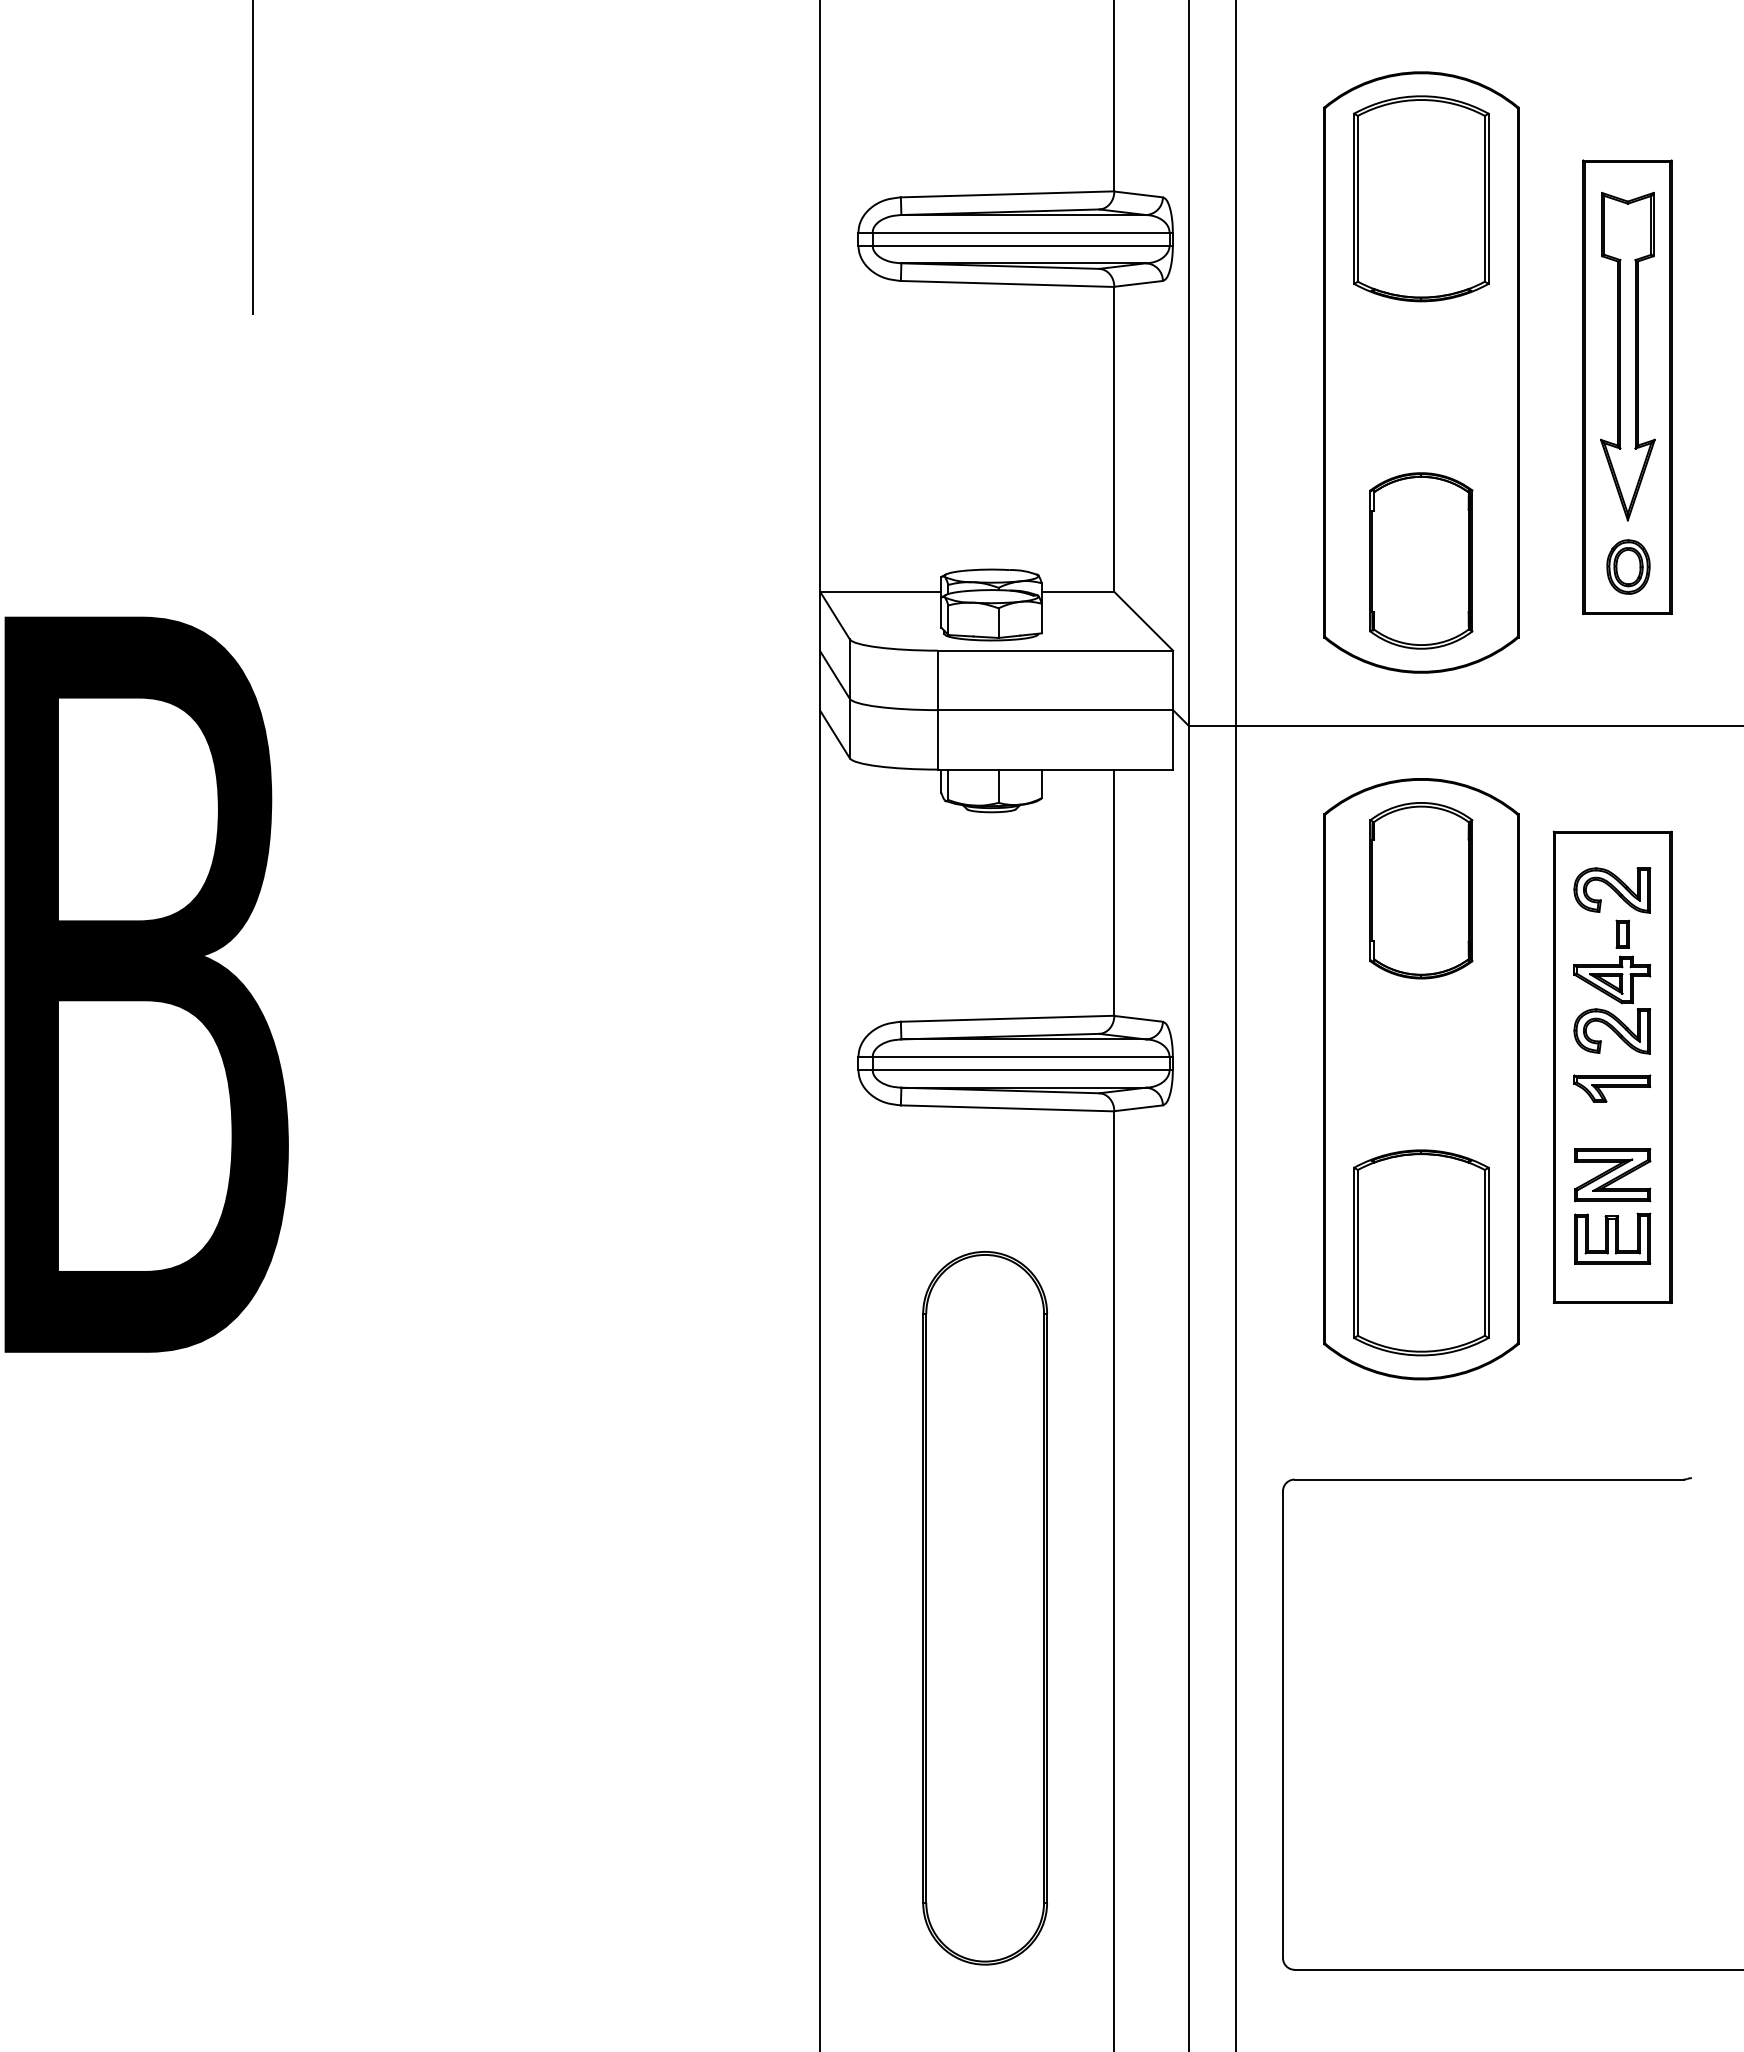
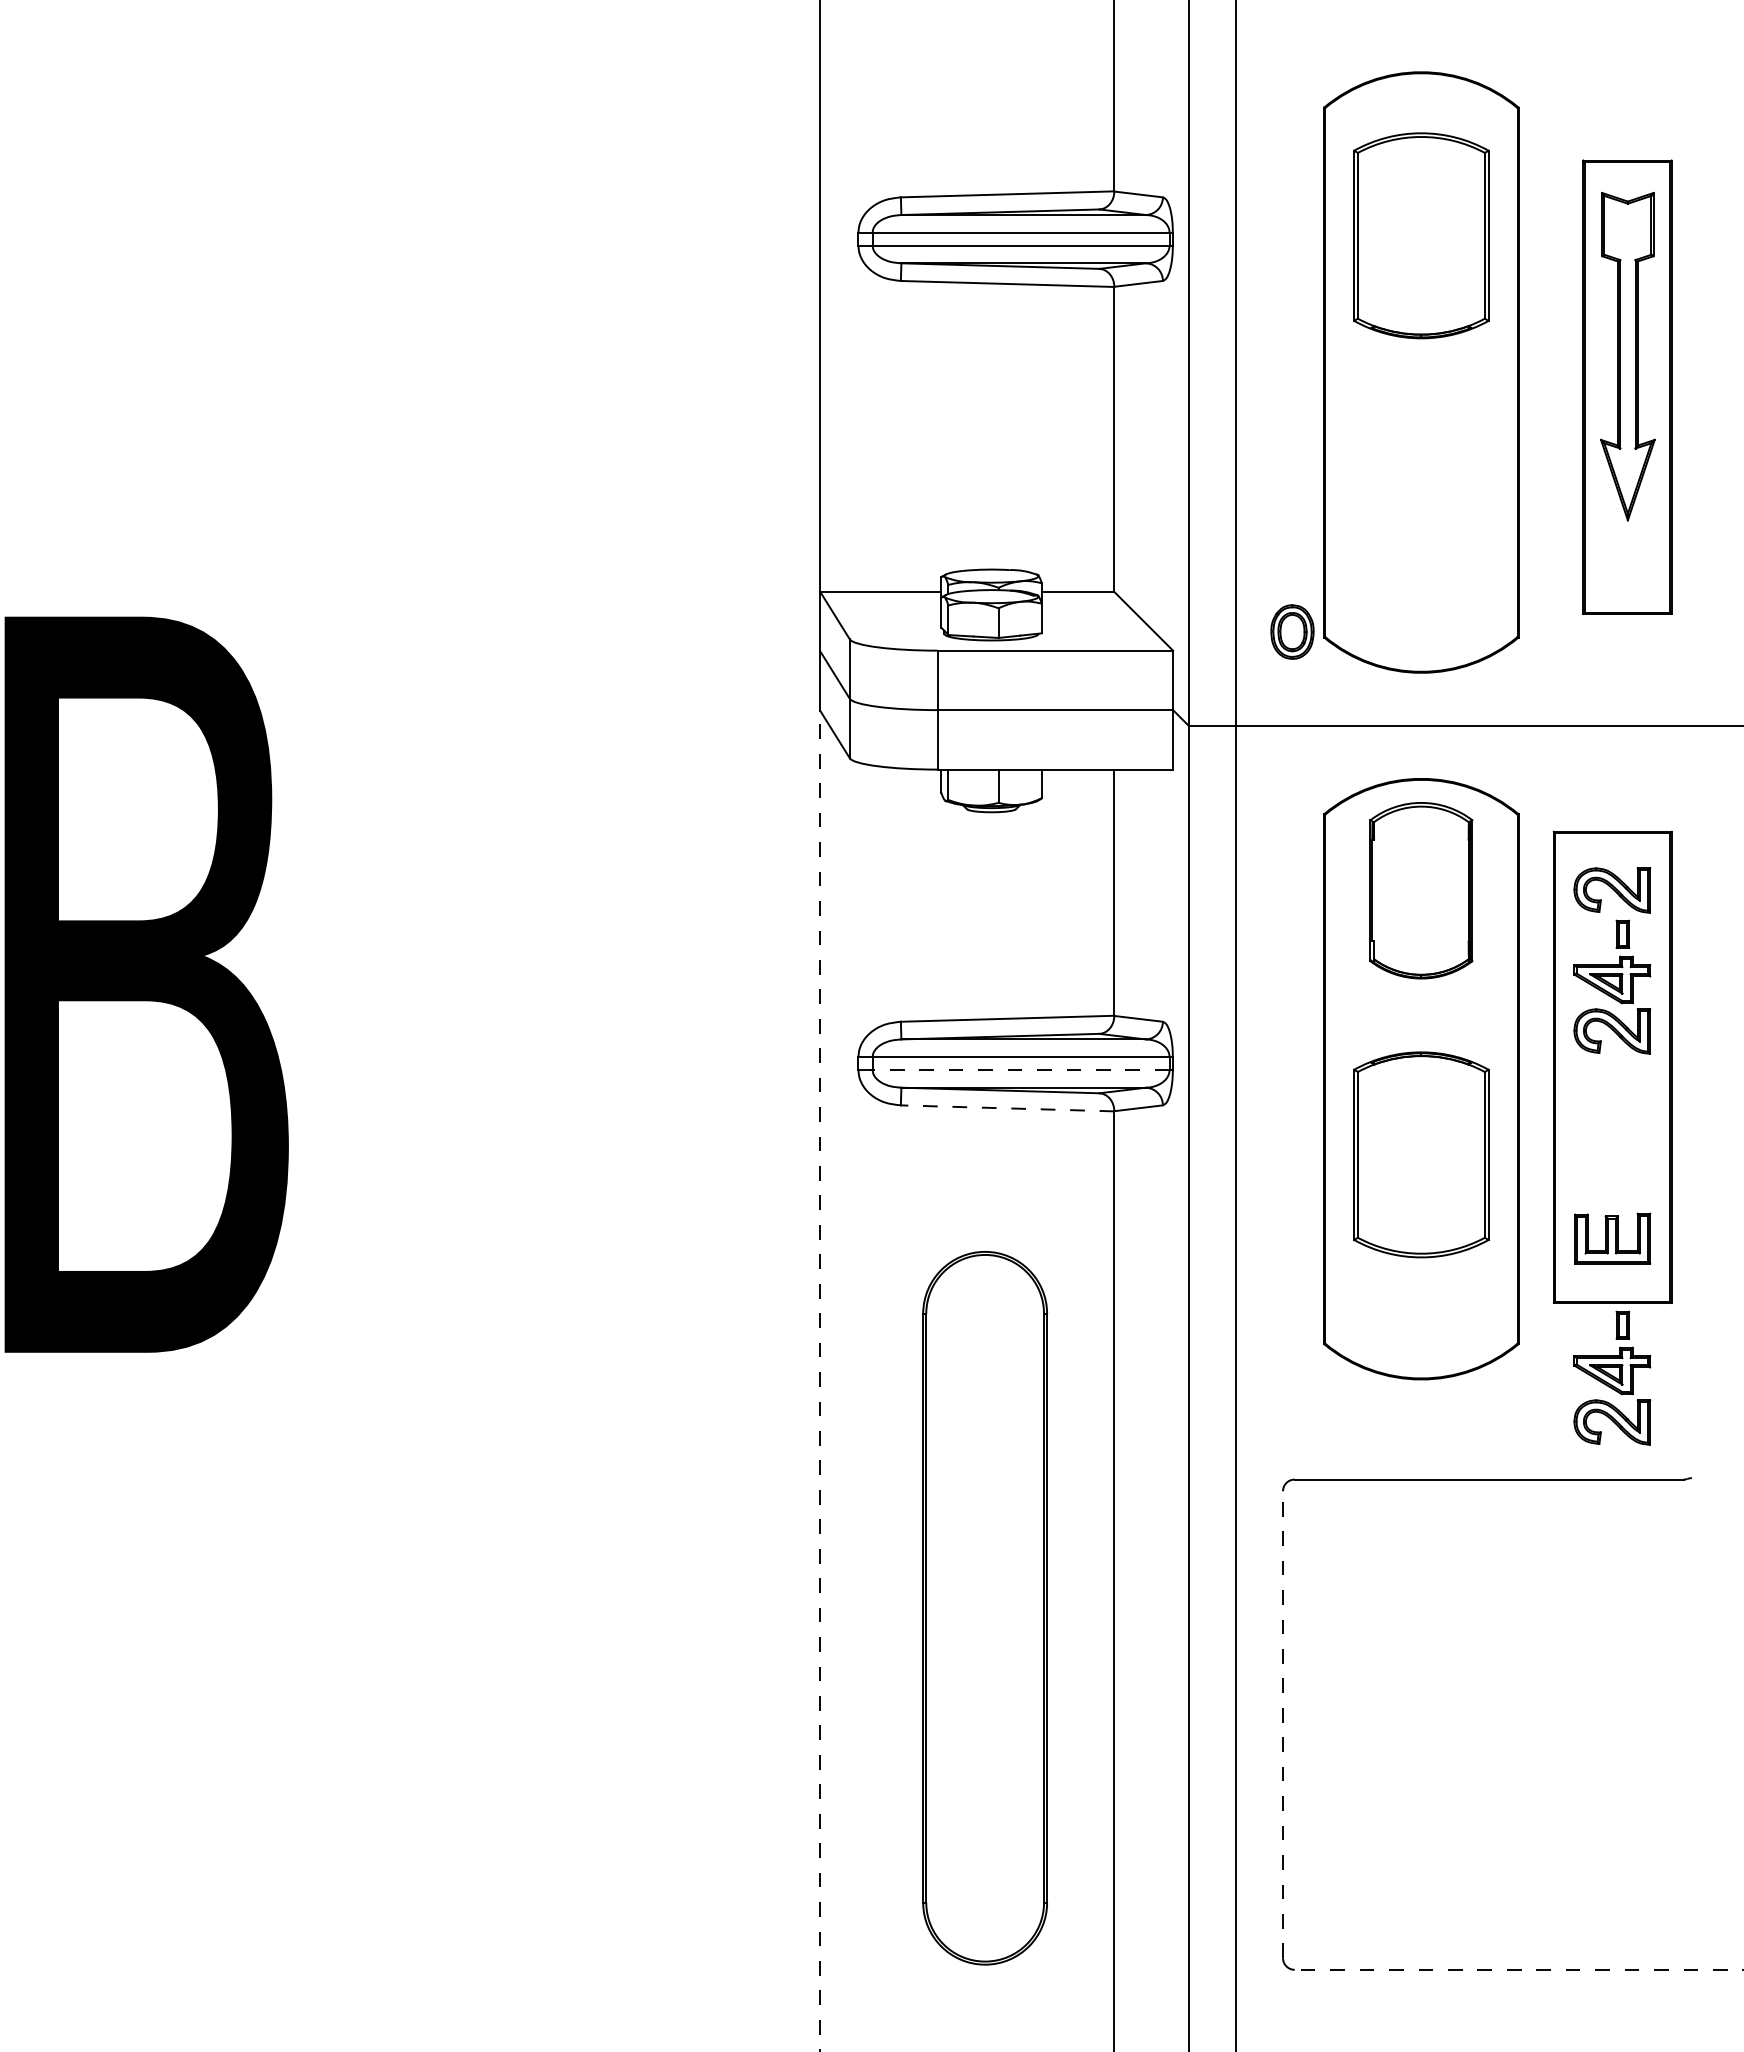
line: present -> none (252, 157)
part position: (1421, 198) -> (1421, 235) (1421, 235)
part: present -> none (1421, 560)
part position: (1628, 566) -> (1292, 631) (1292, 631)
line: solid -> dashed (1020, 1070)
part: present -> none (1612, 1088)
line: solid -> dashed (1007, 1108)
part: present -> none (1612, 1175)
part position: (1421, 1252) -> (1421, 1154) (1421, 1154)
part: none -> present (1612, 1377)
line: solid -> dashed (820, 1380)
line: solid -> dashed (1283, 1724)
line: solid -> dashed (1518, 1969)
